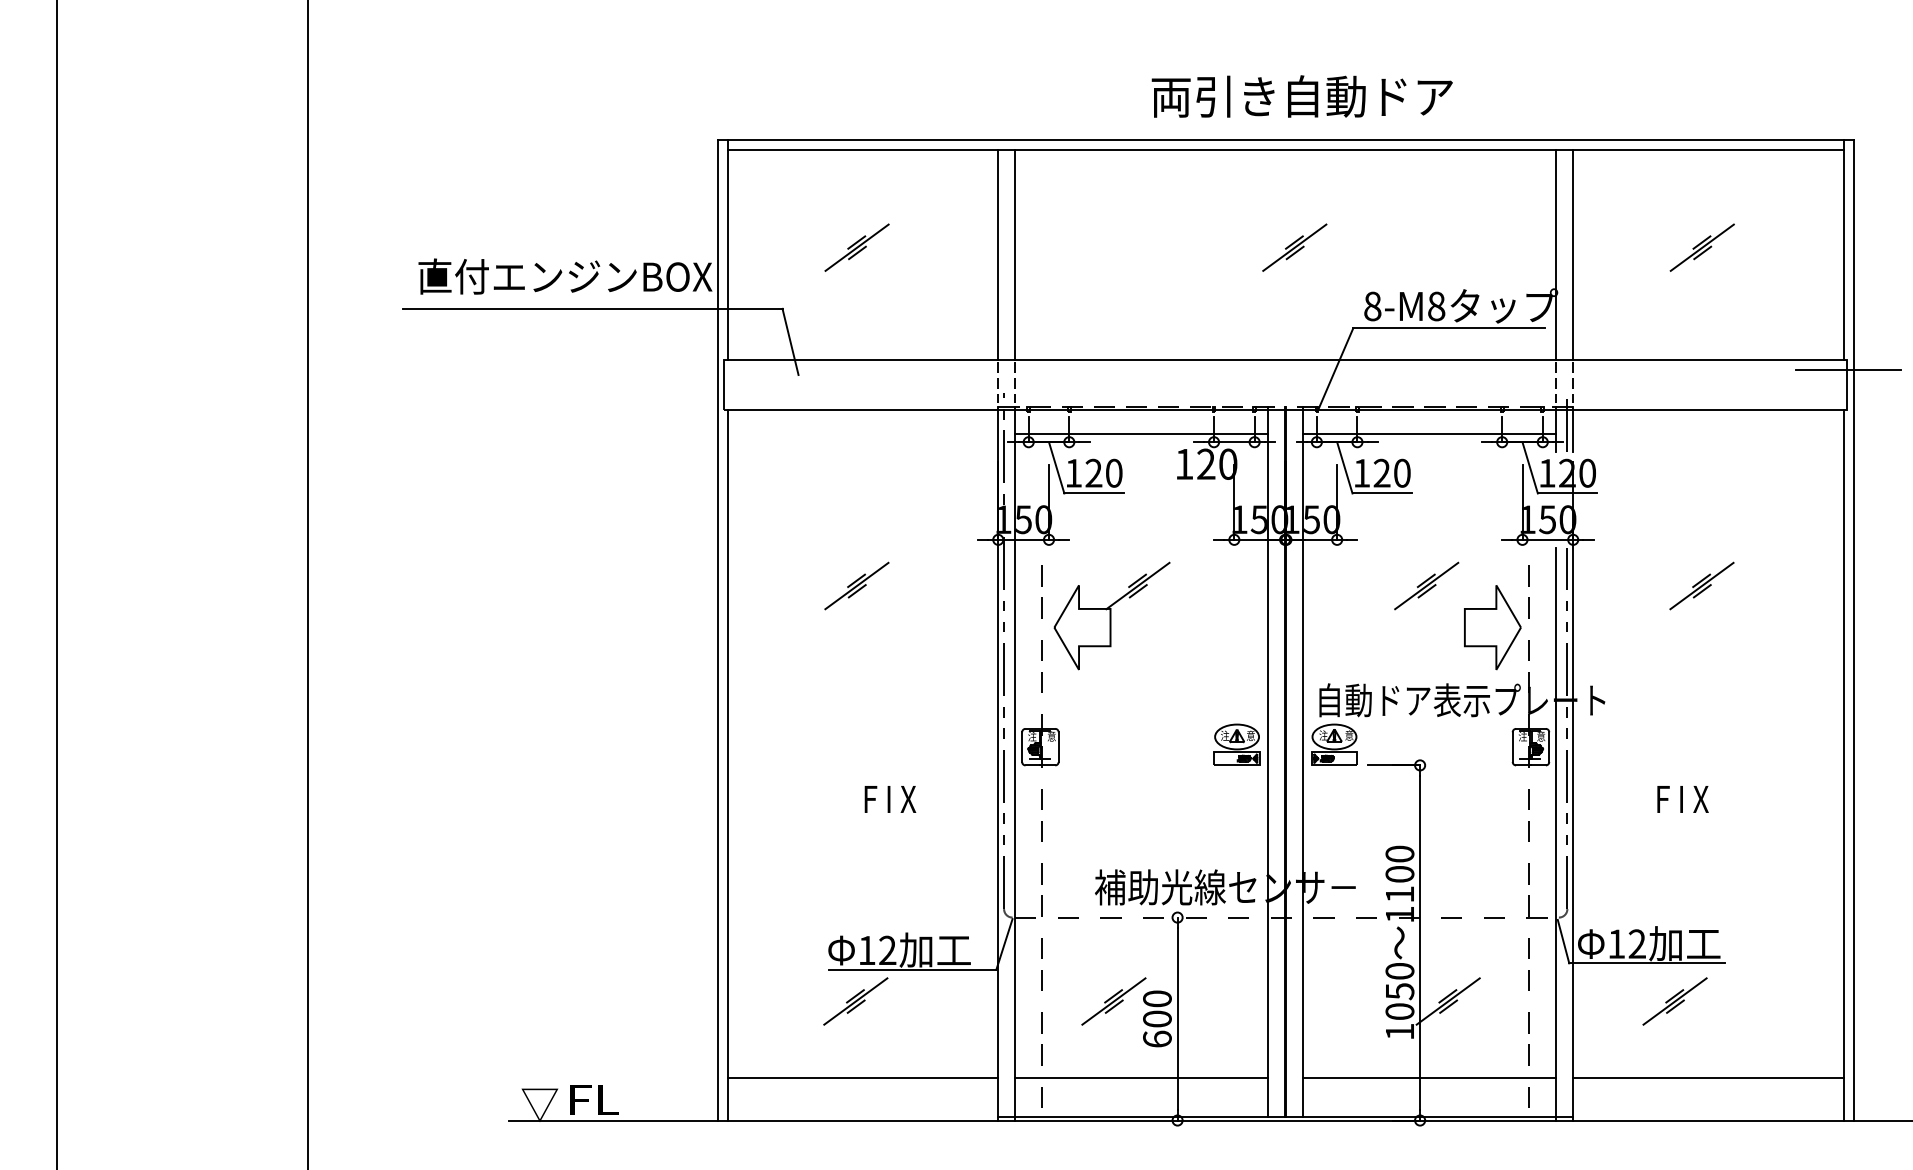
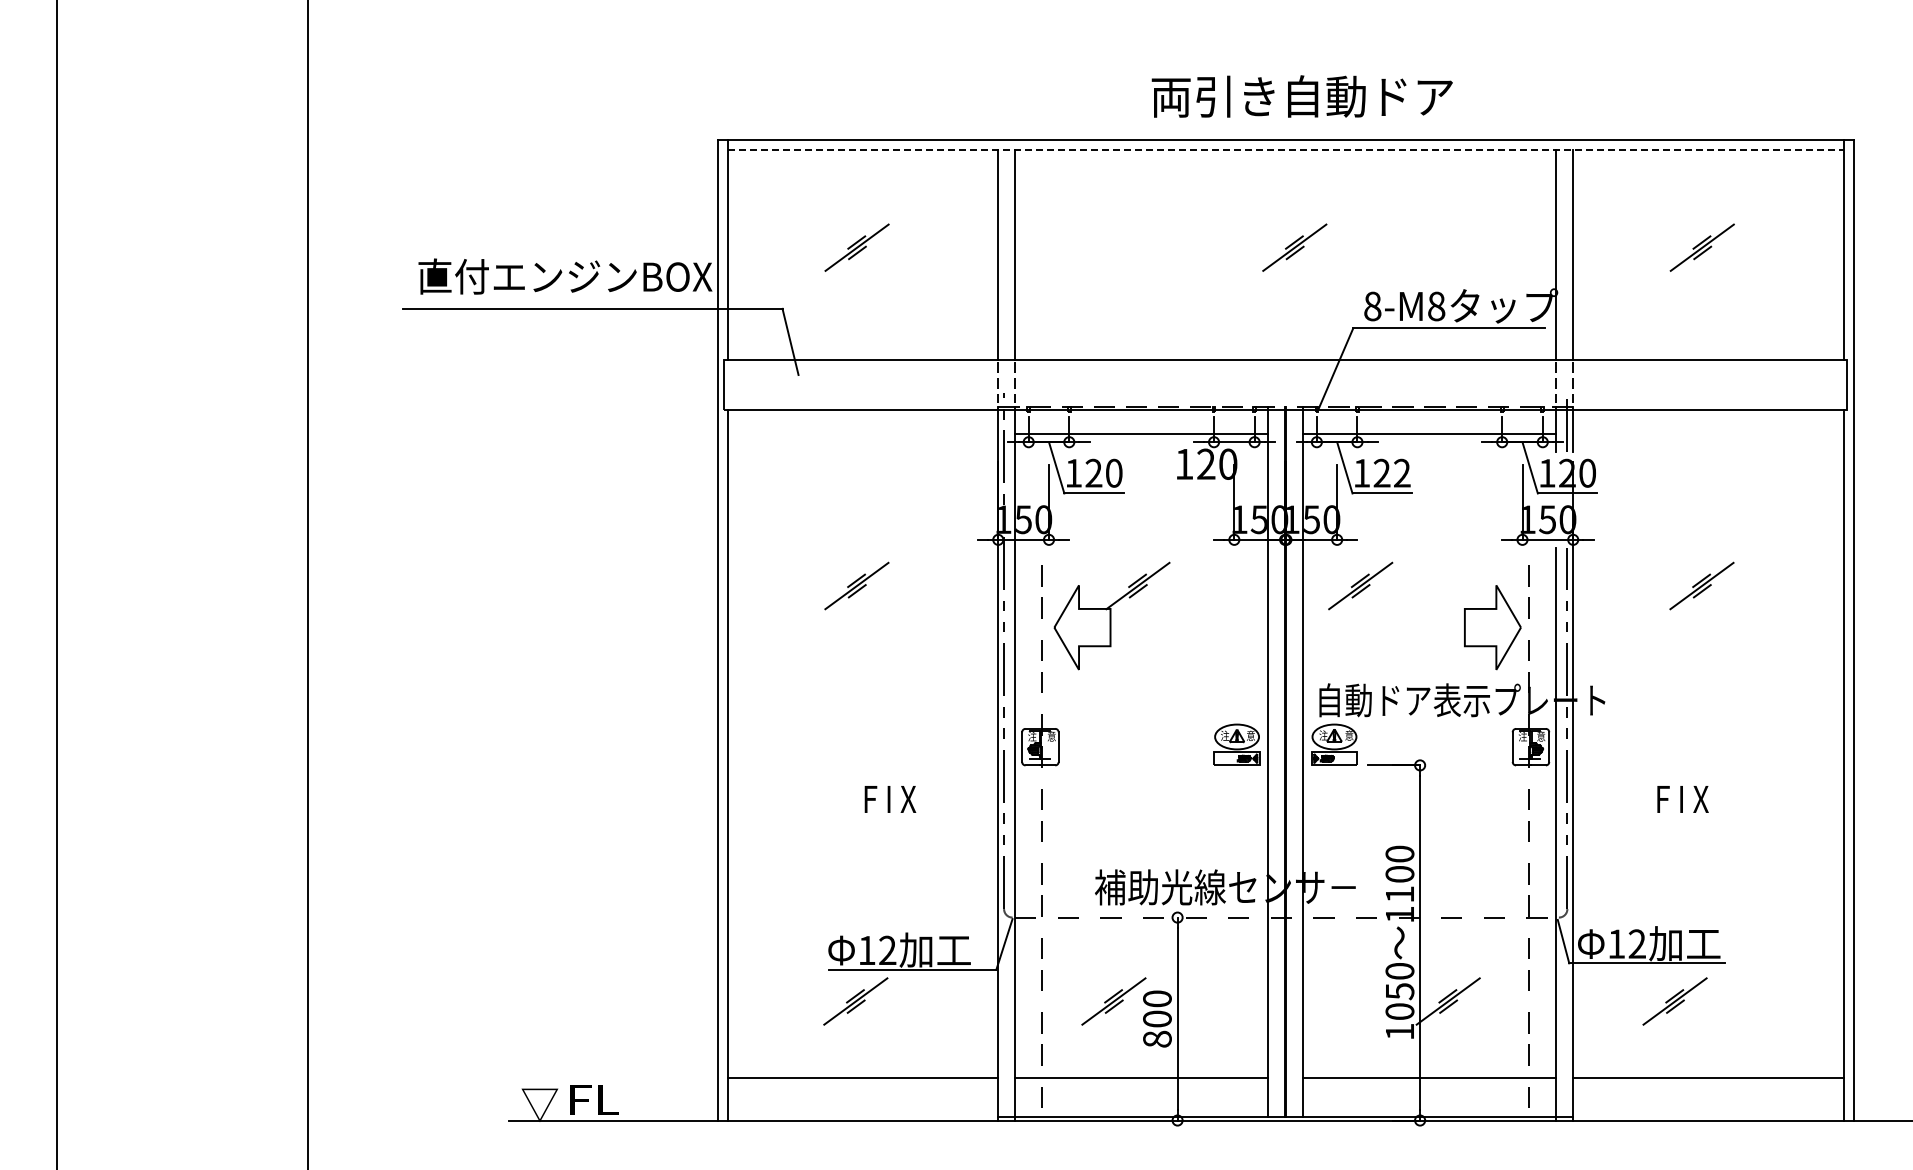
line: solid -> dashed (1286, 149)
line: present -> none (1848, 370)
text: 120 -> 122 (1402, 472)
part position: (1426, 585) -> (1360, 585) (1360, 585)
text: 600 -> 800 (1157, 1038)
